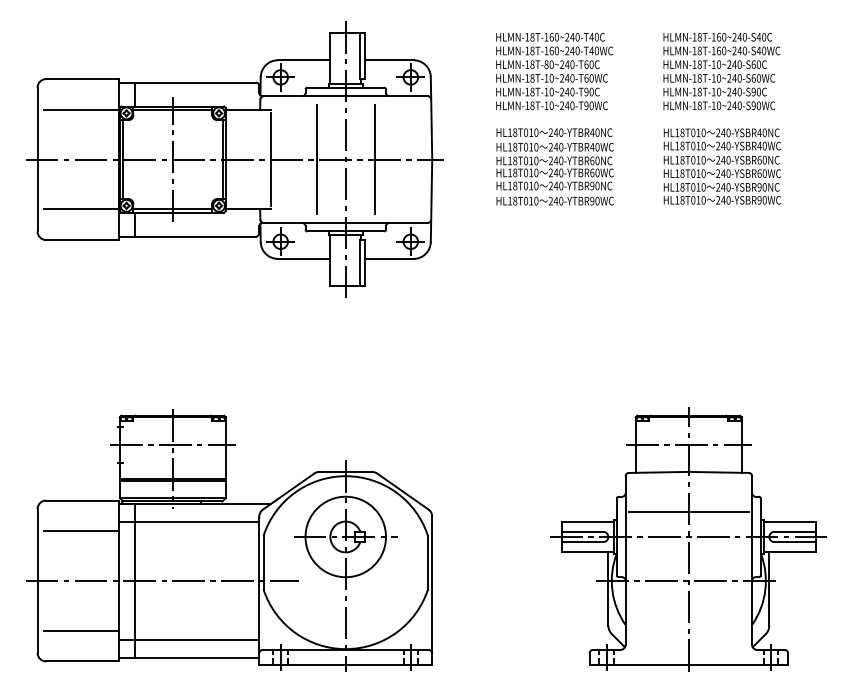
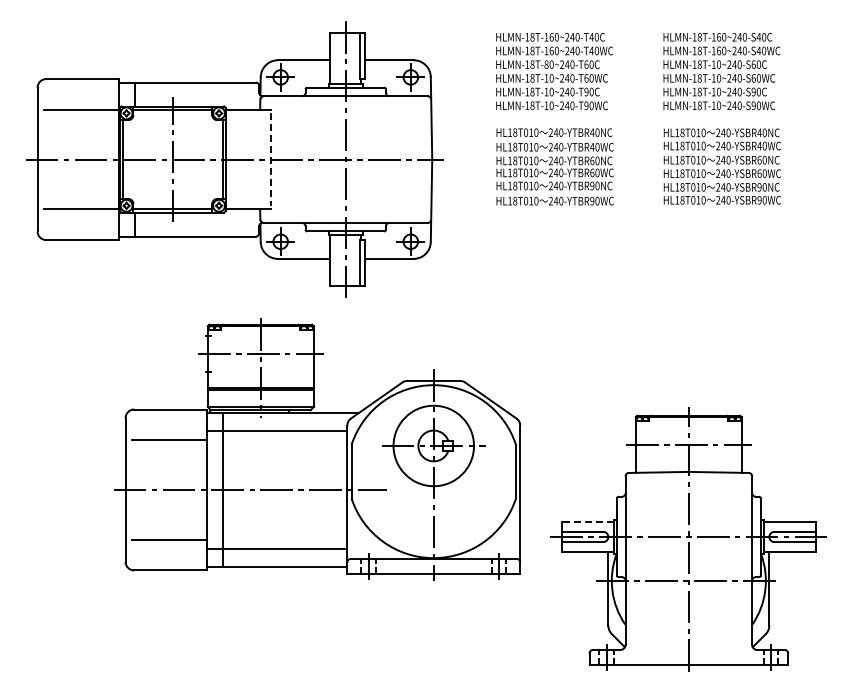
line: present -> none (316, 159)
line: present -> none (374, 159)
line: solid -> dashed (271, 160)
line: present -> none (688, 512)
line: solid -> dashed (587, 521)
part position: (229, 540) -> (317, 449) (317, 449)
